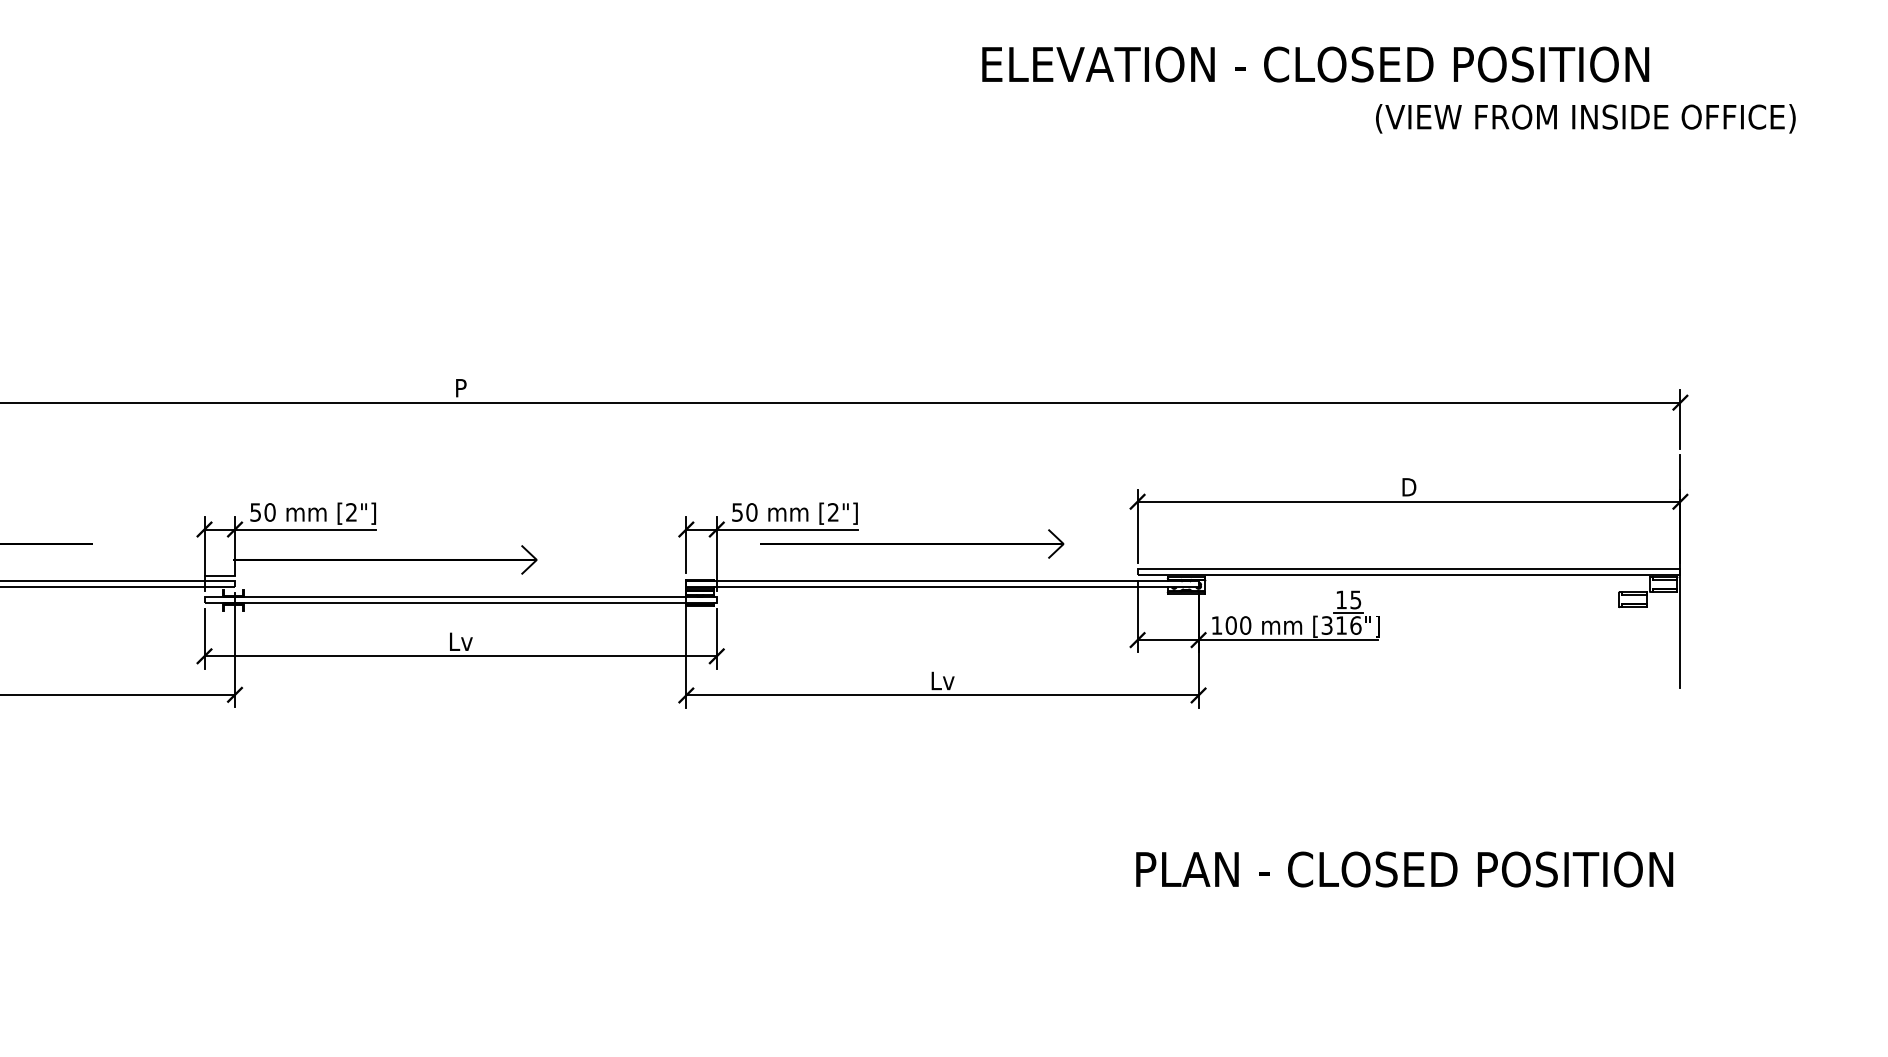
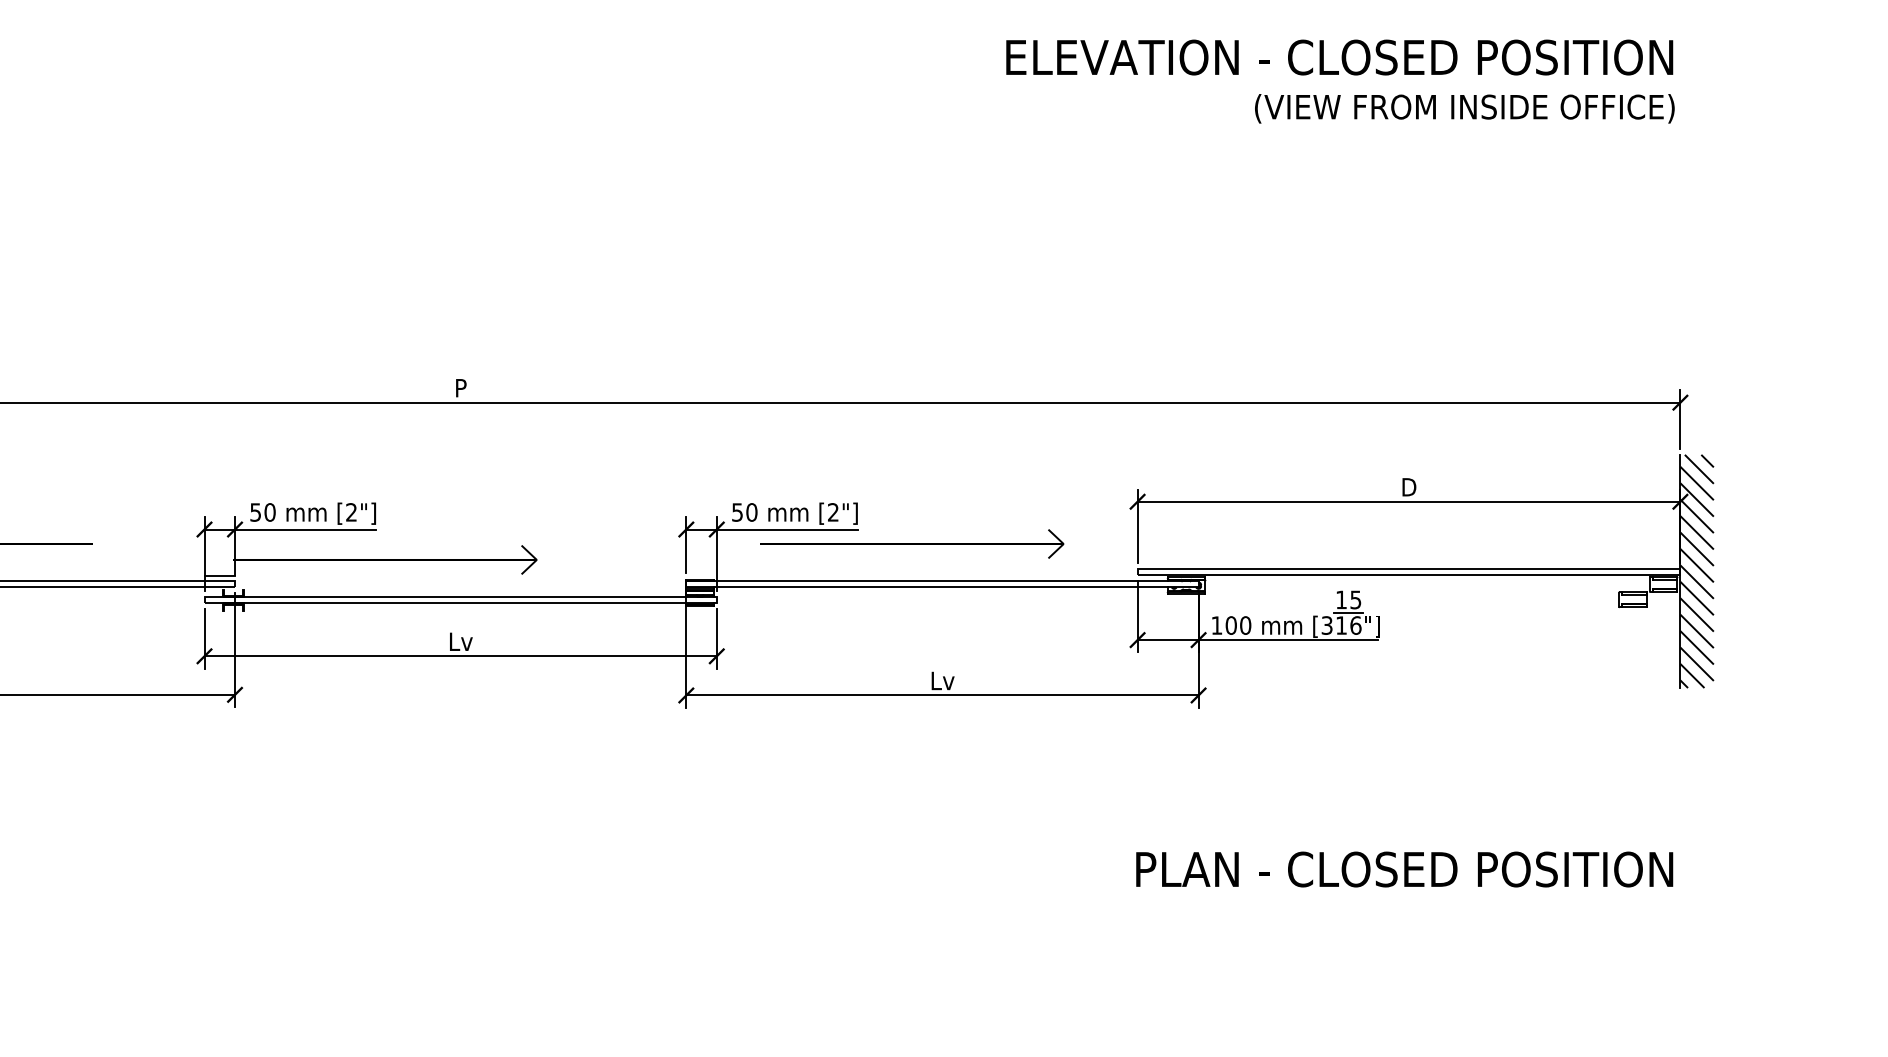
text position: (1315, 64) -> (1339, 57) (1339, 57)
text position: (1585, 118) -> (1464, 108) (1464, 108)
hatch: none -> present (1696, 571)
